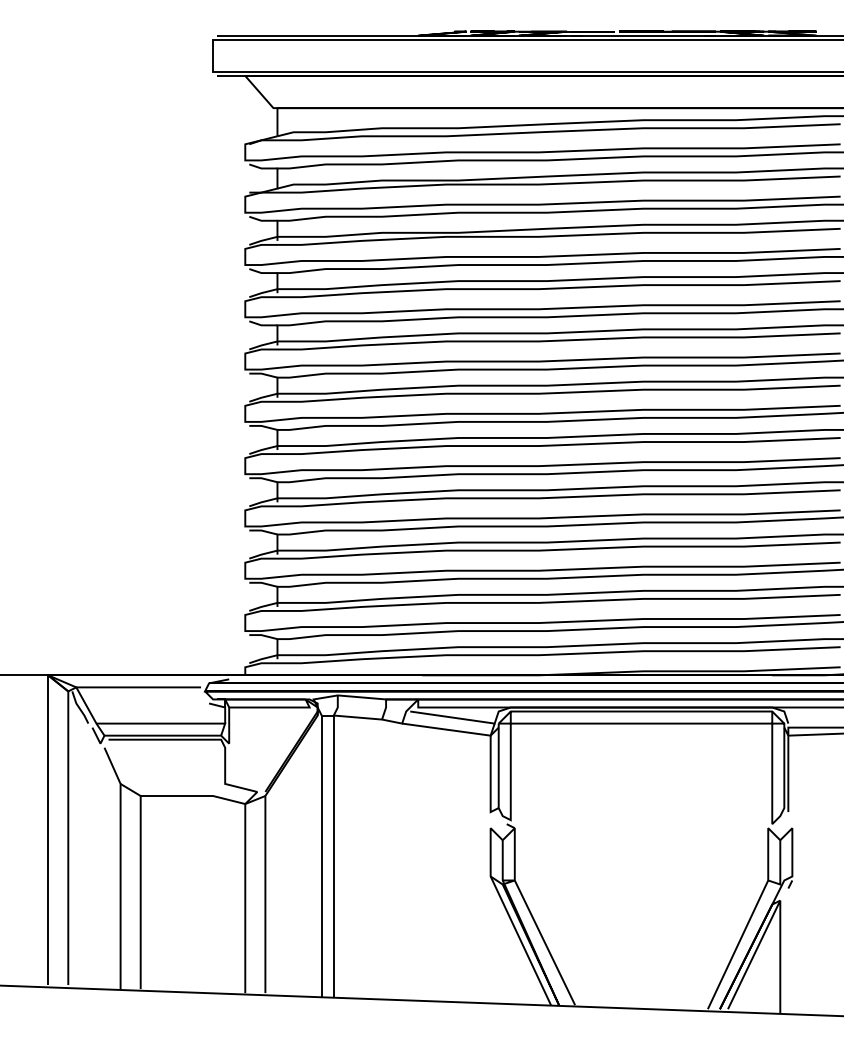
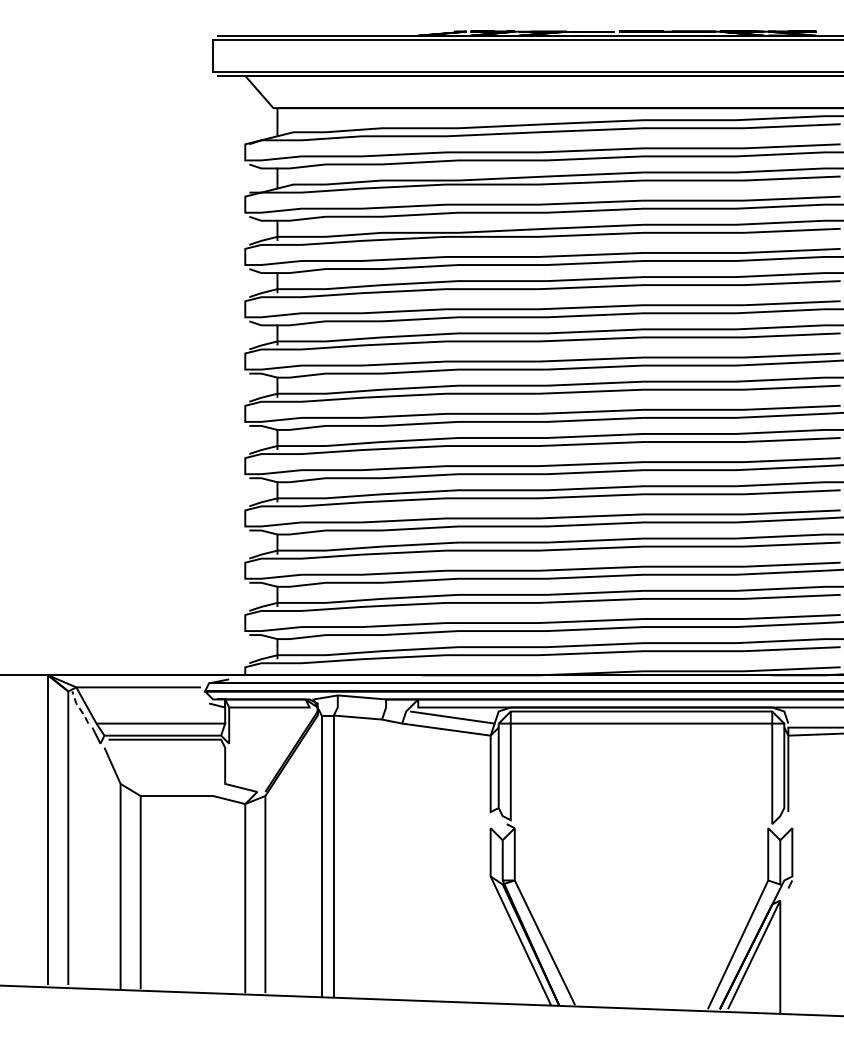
line: solid -> dashed (79, 708)
